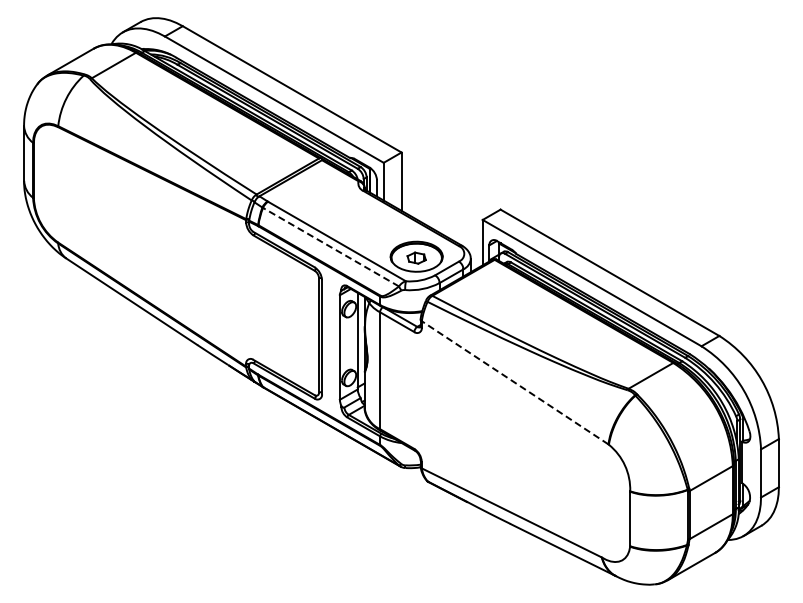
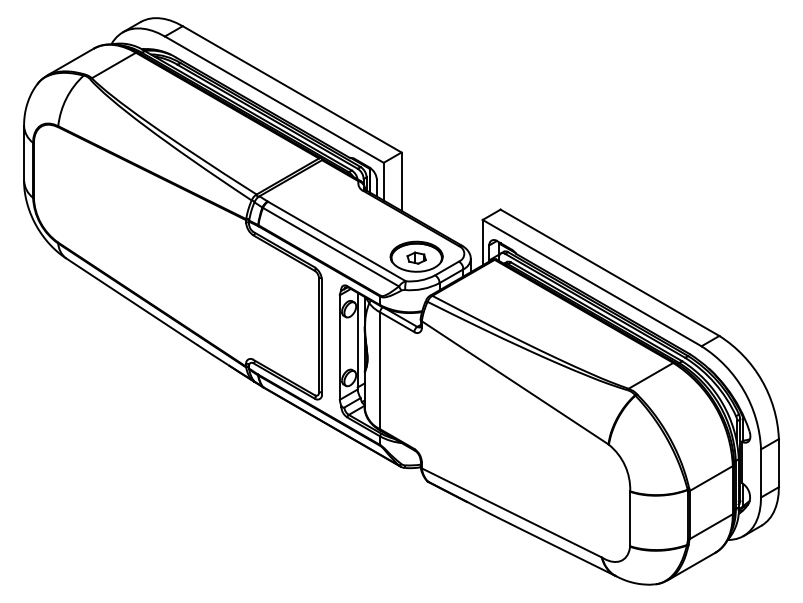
line: dashed -> solid (331, 247)
line: dashed -> solid (515, 382)
